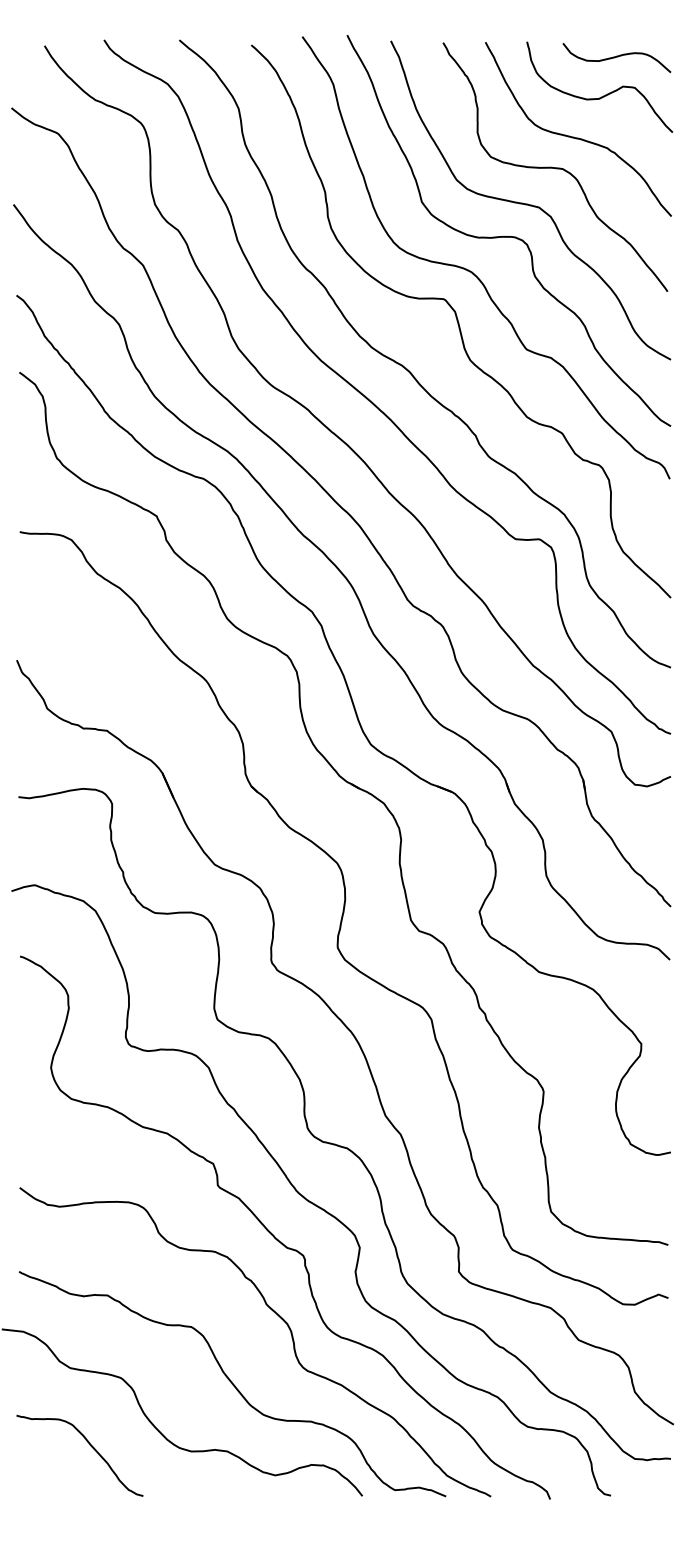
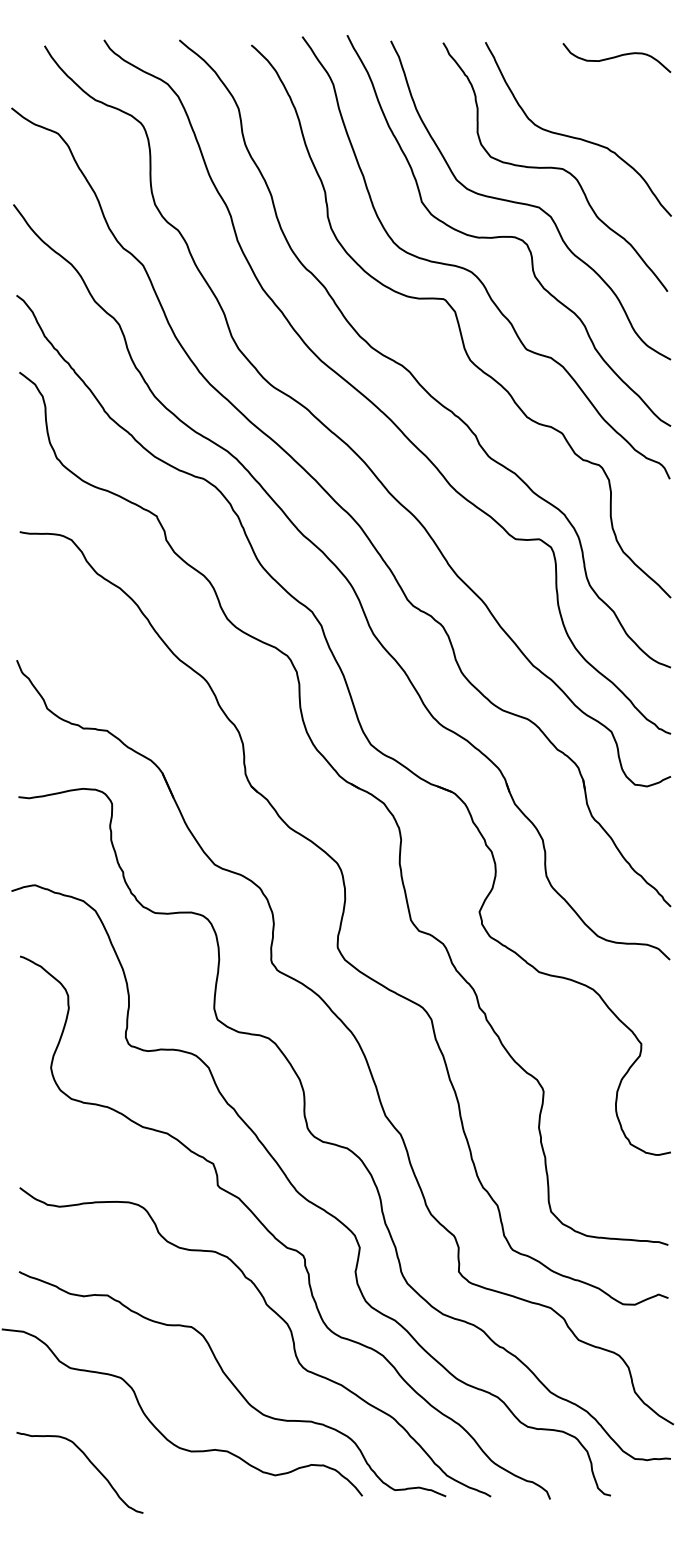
curve: present -> none (603, 95)
curve position: (89, 1445) -> (89, 1462) (89, 1462)
